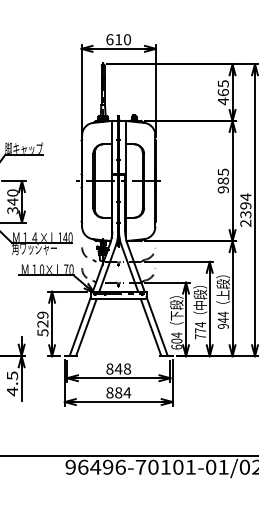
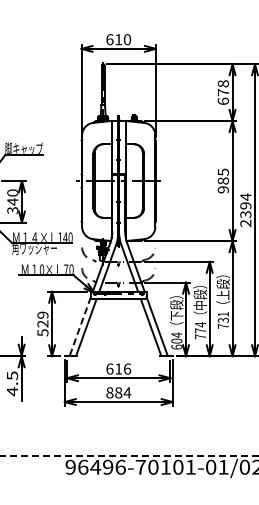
text: 465 -> 678 (222, 92)
text: 944 -> 731 (222, 319)
line: solid -> dashed (80, 326)
text: 848 -> 616 (118, 368)
line: solid -> dashed (129, 455)
